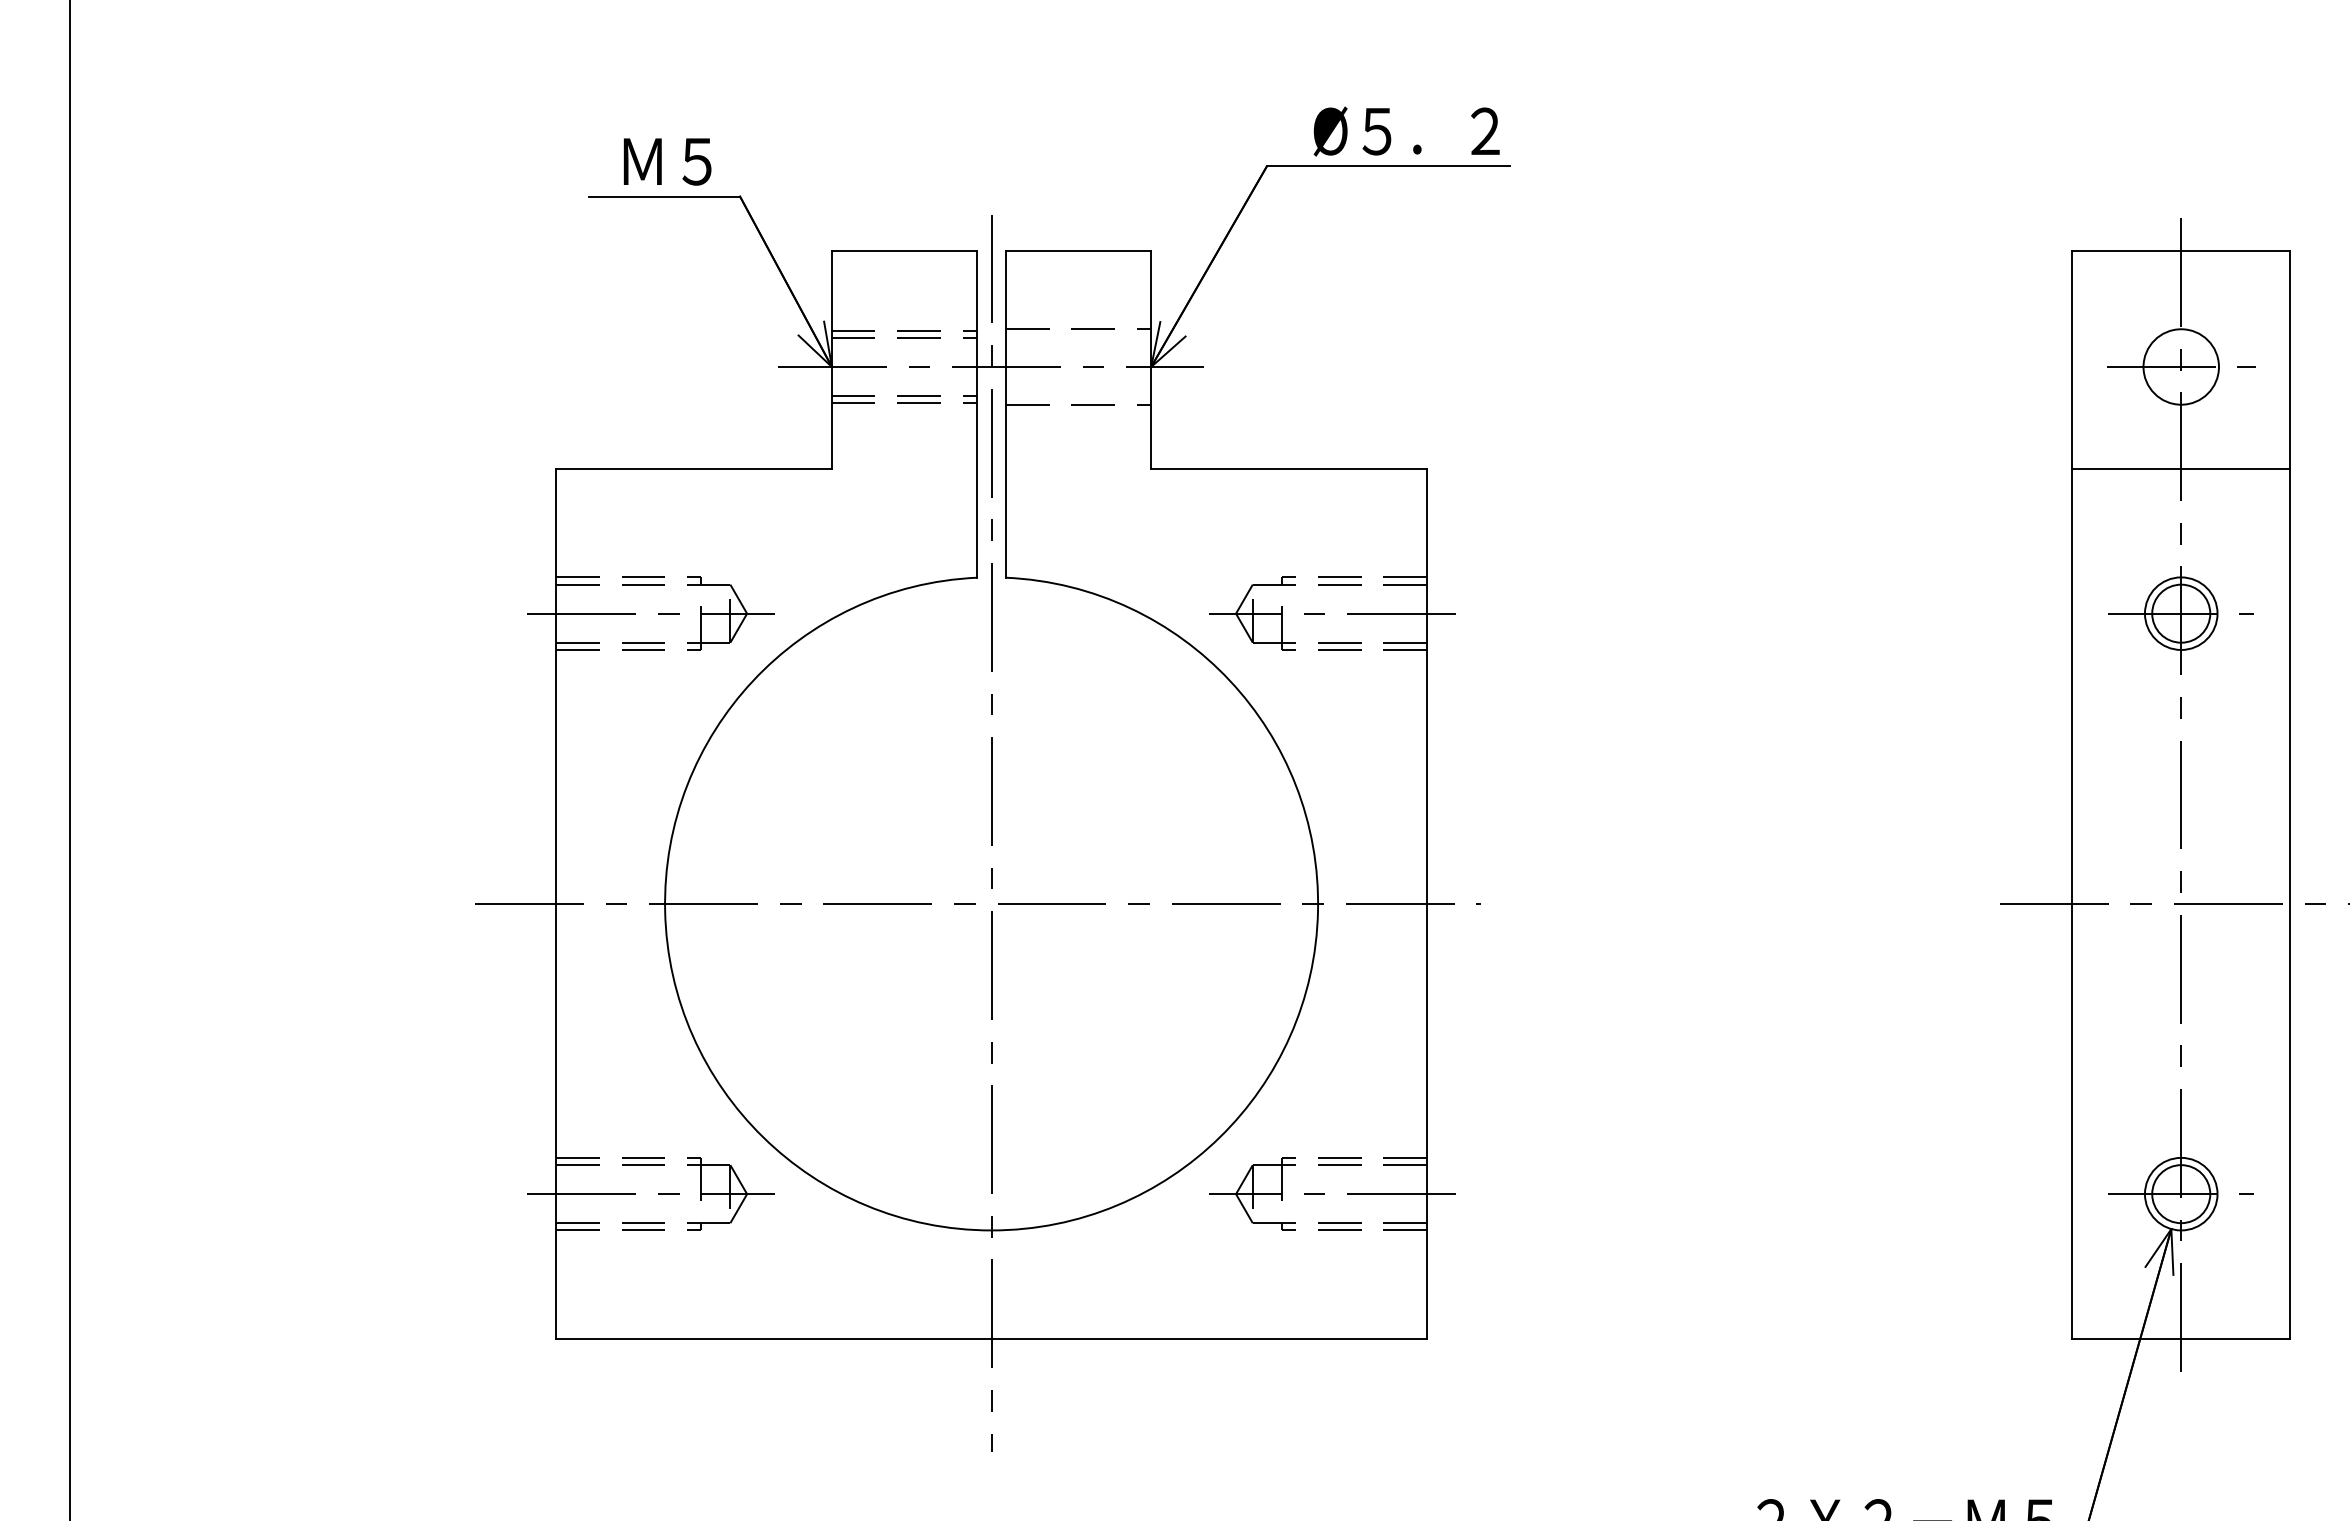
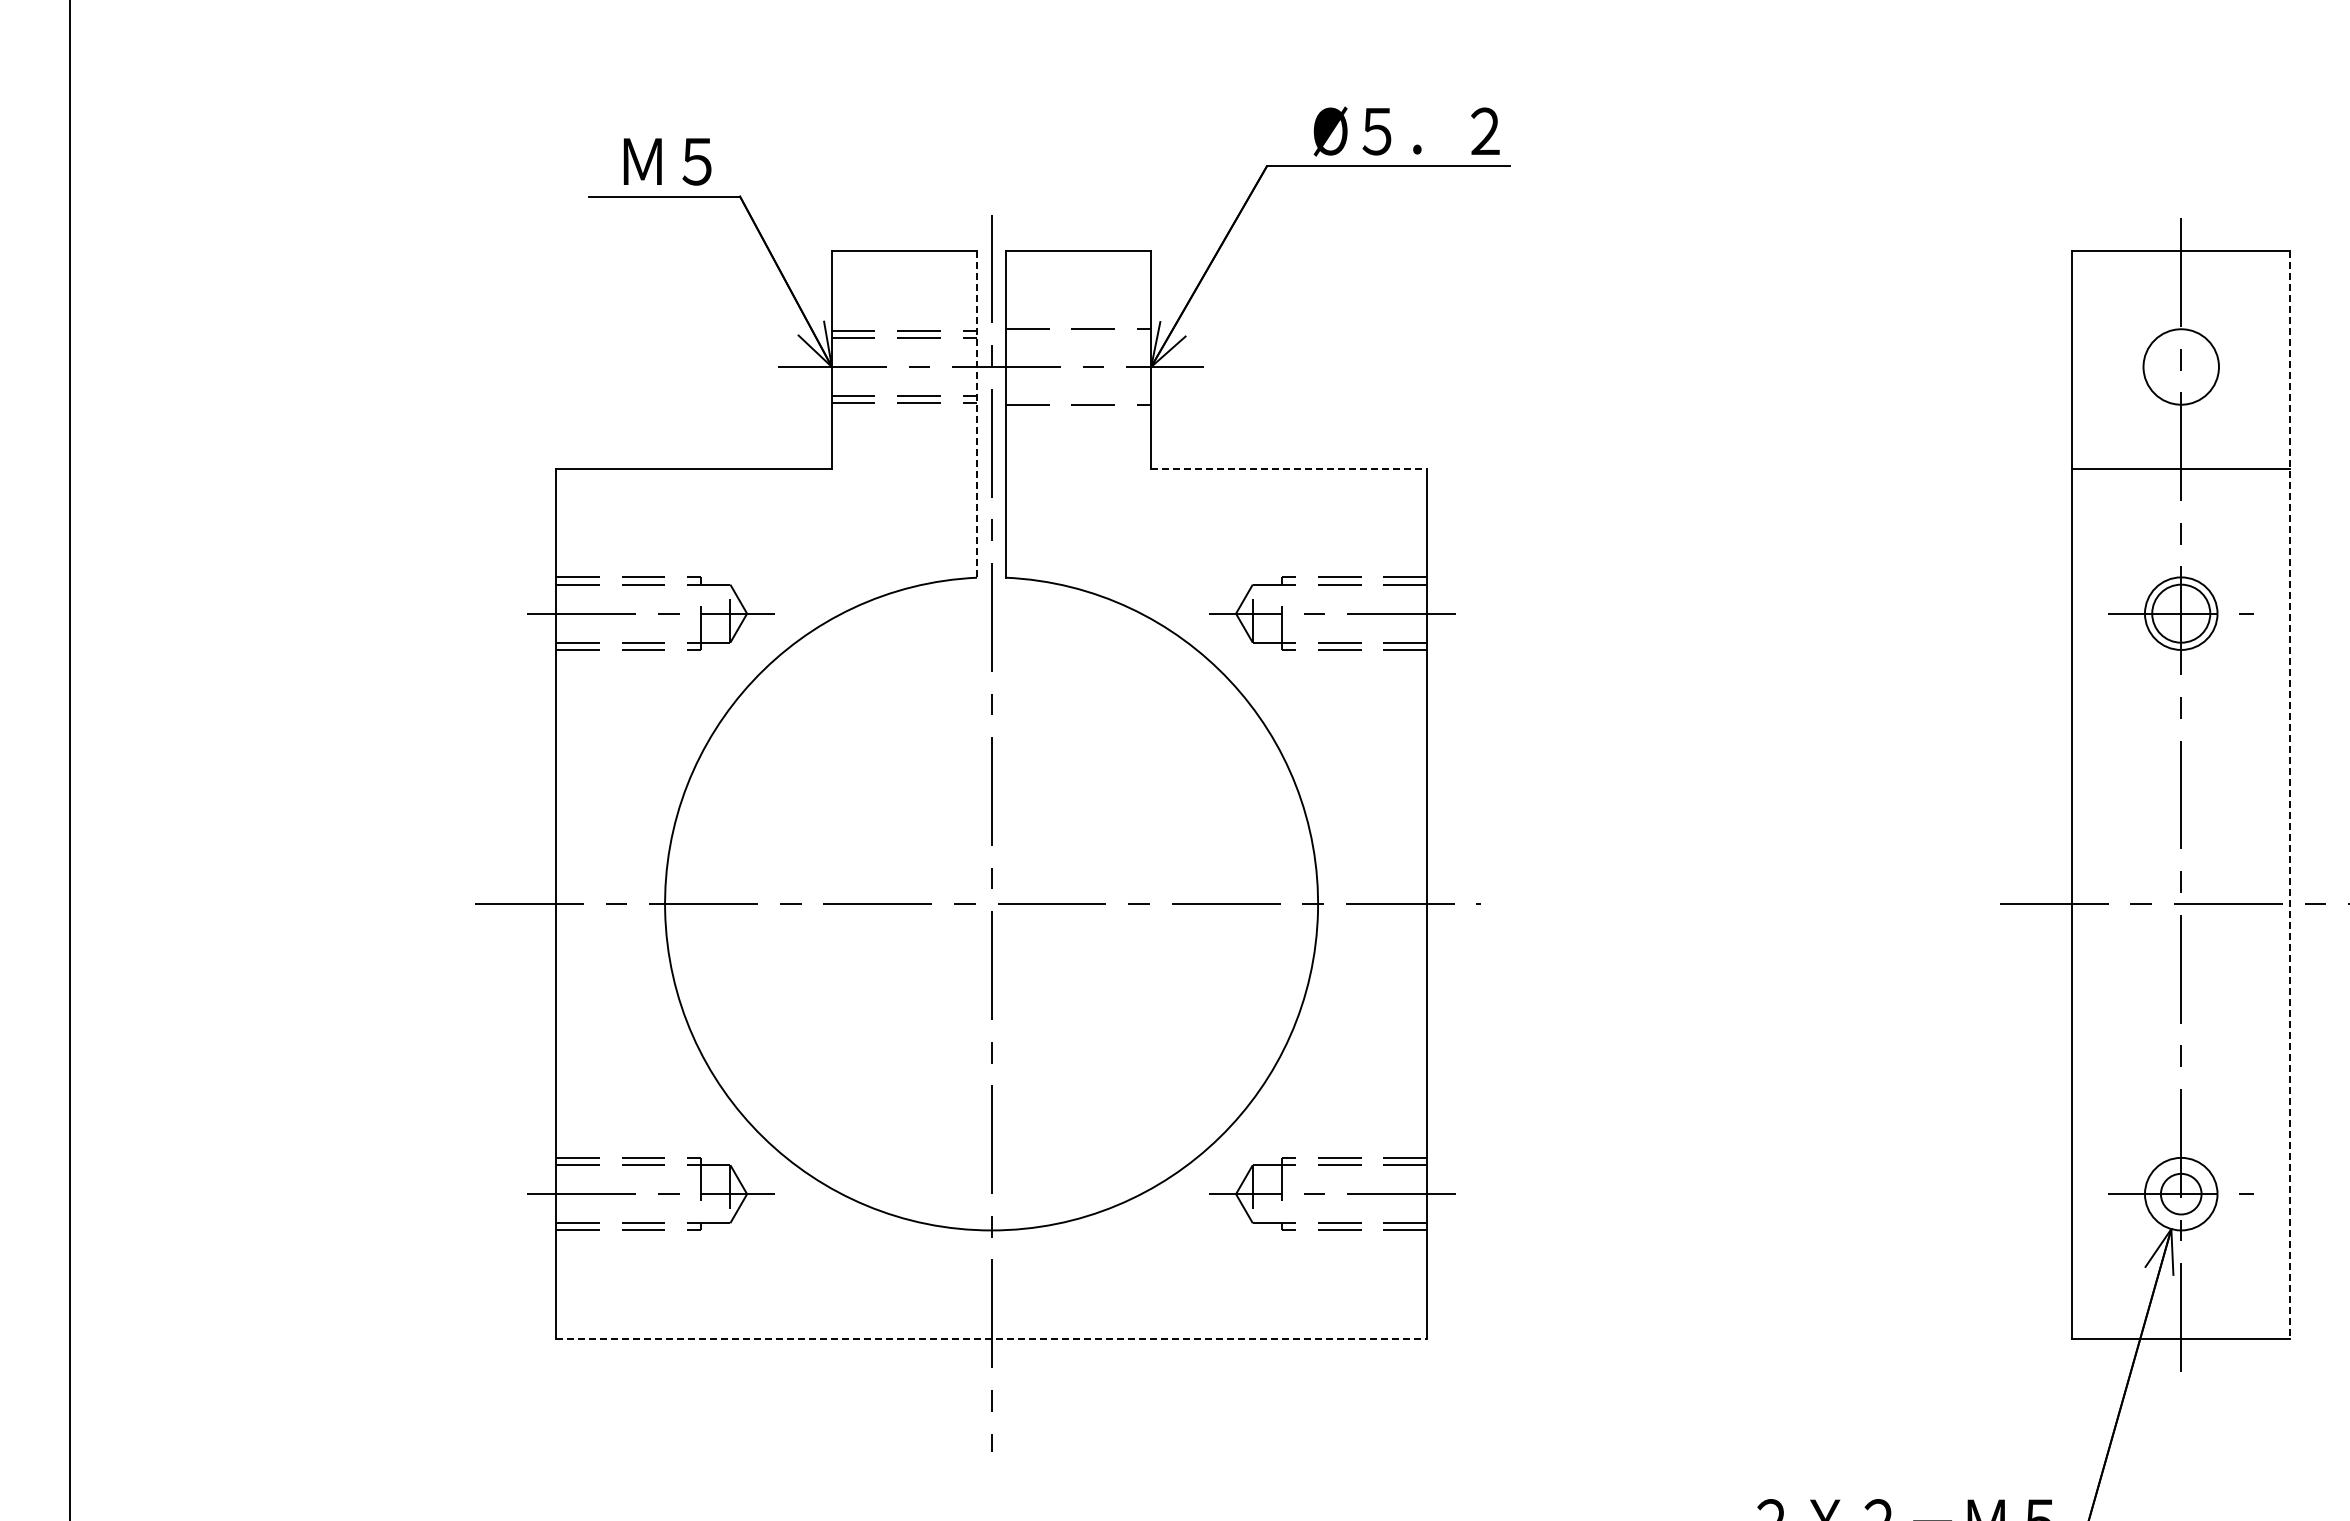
line: present -> none (2180, 367)
line: solid -> dashed (977, 414)
line: solid -> dashed (1289, 468)
line: solid -> dashed (2290, 795)
circle diameter: 58 px -> 41 px (2180, 1193)
line: solid -> dashed (992, 1339)
